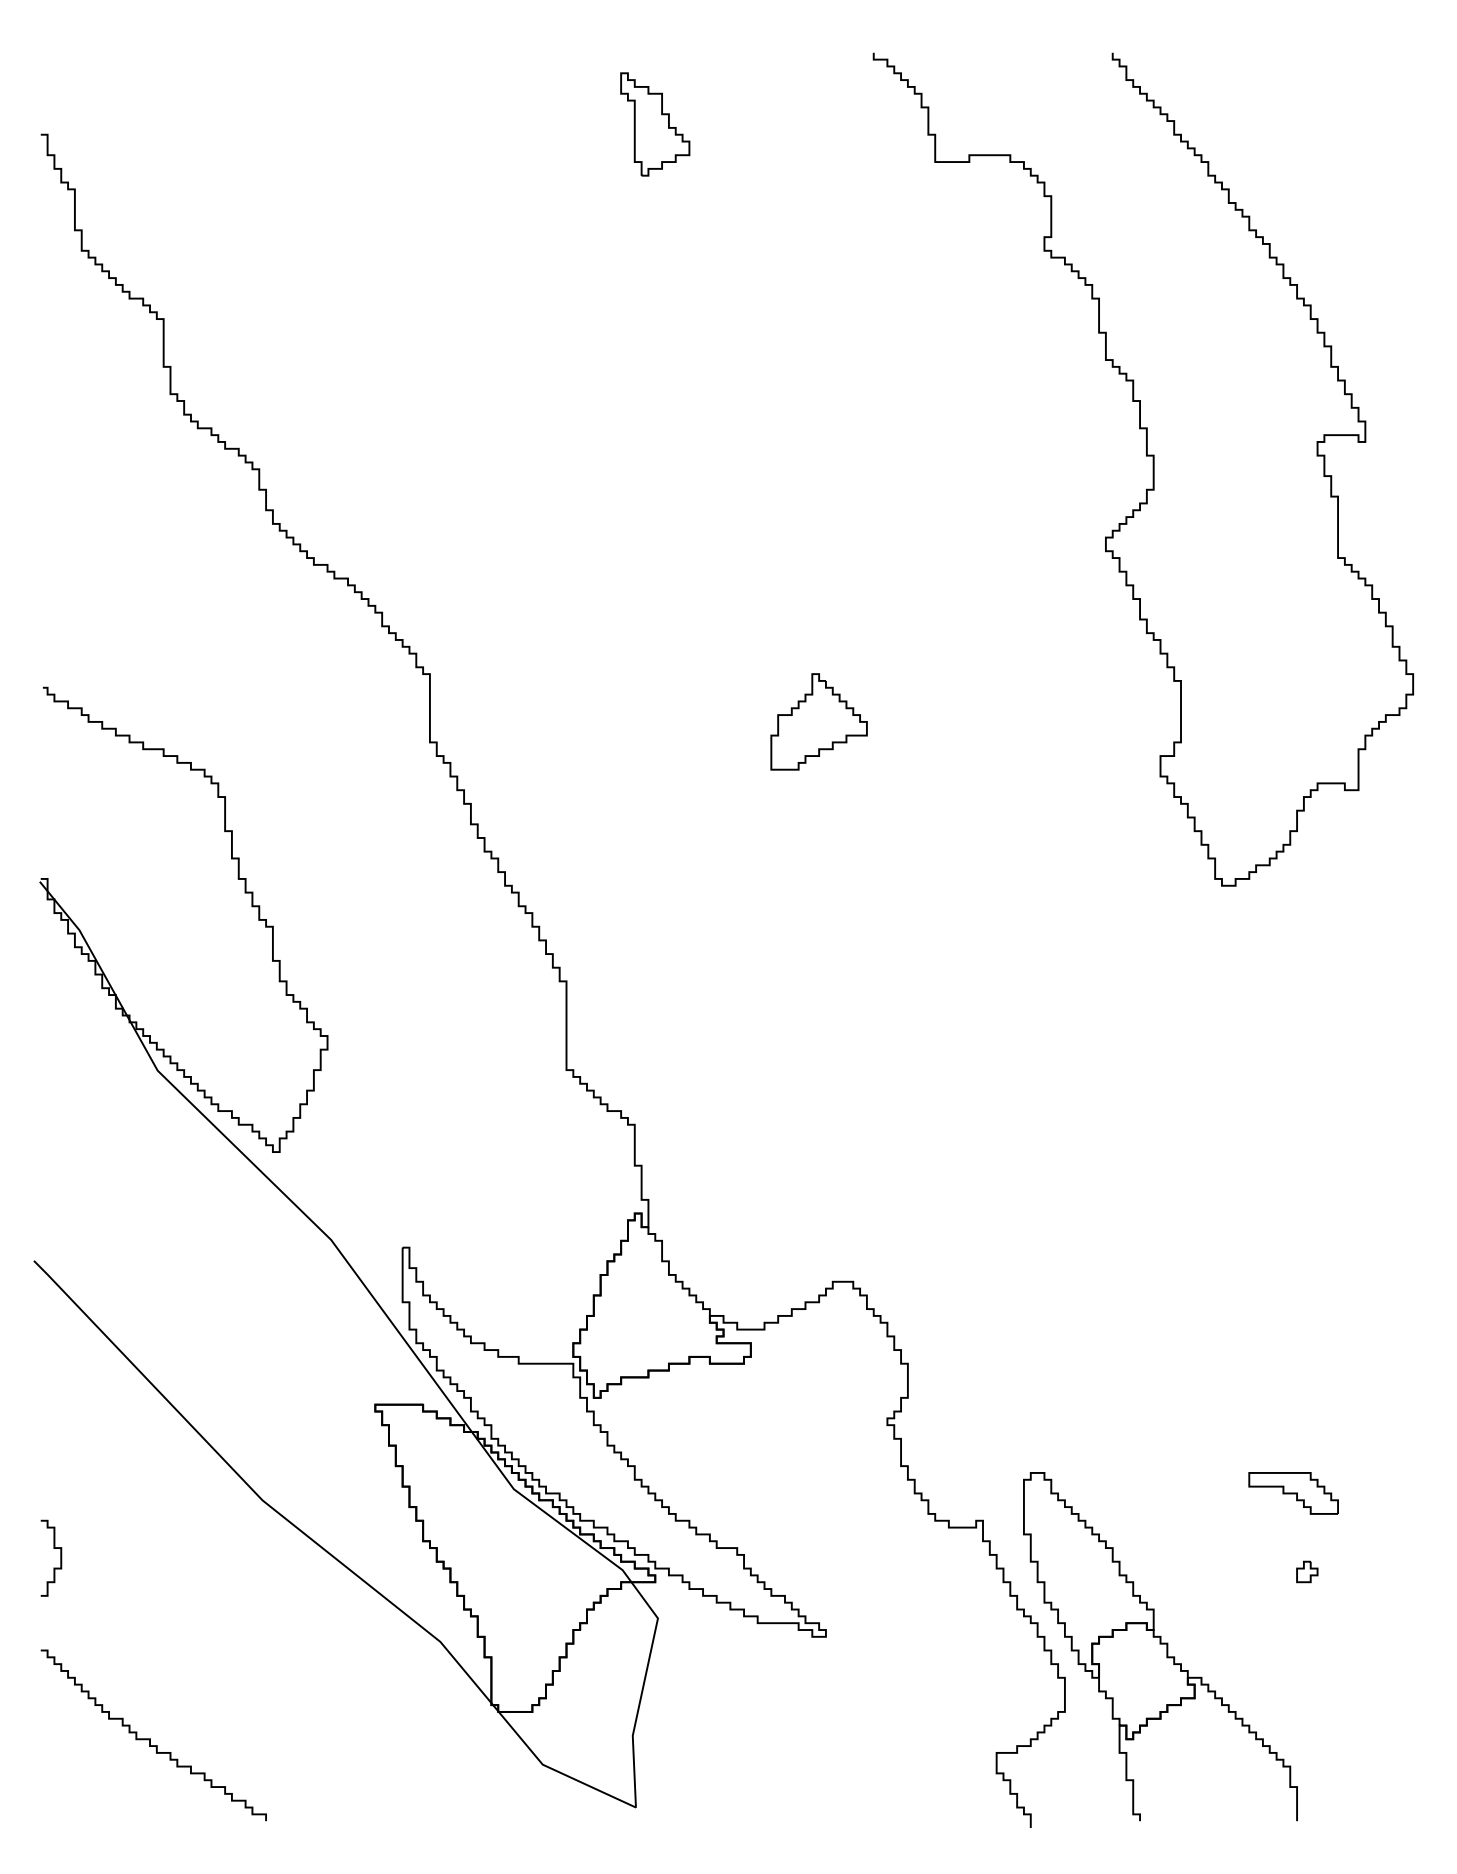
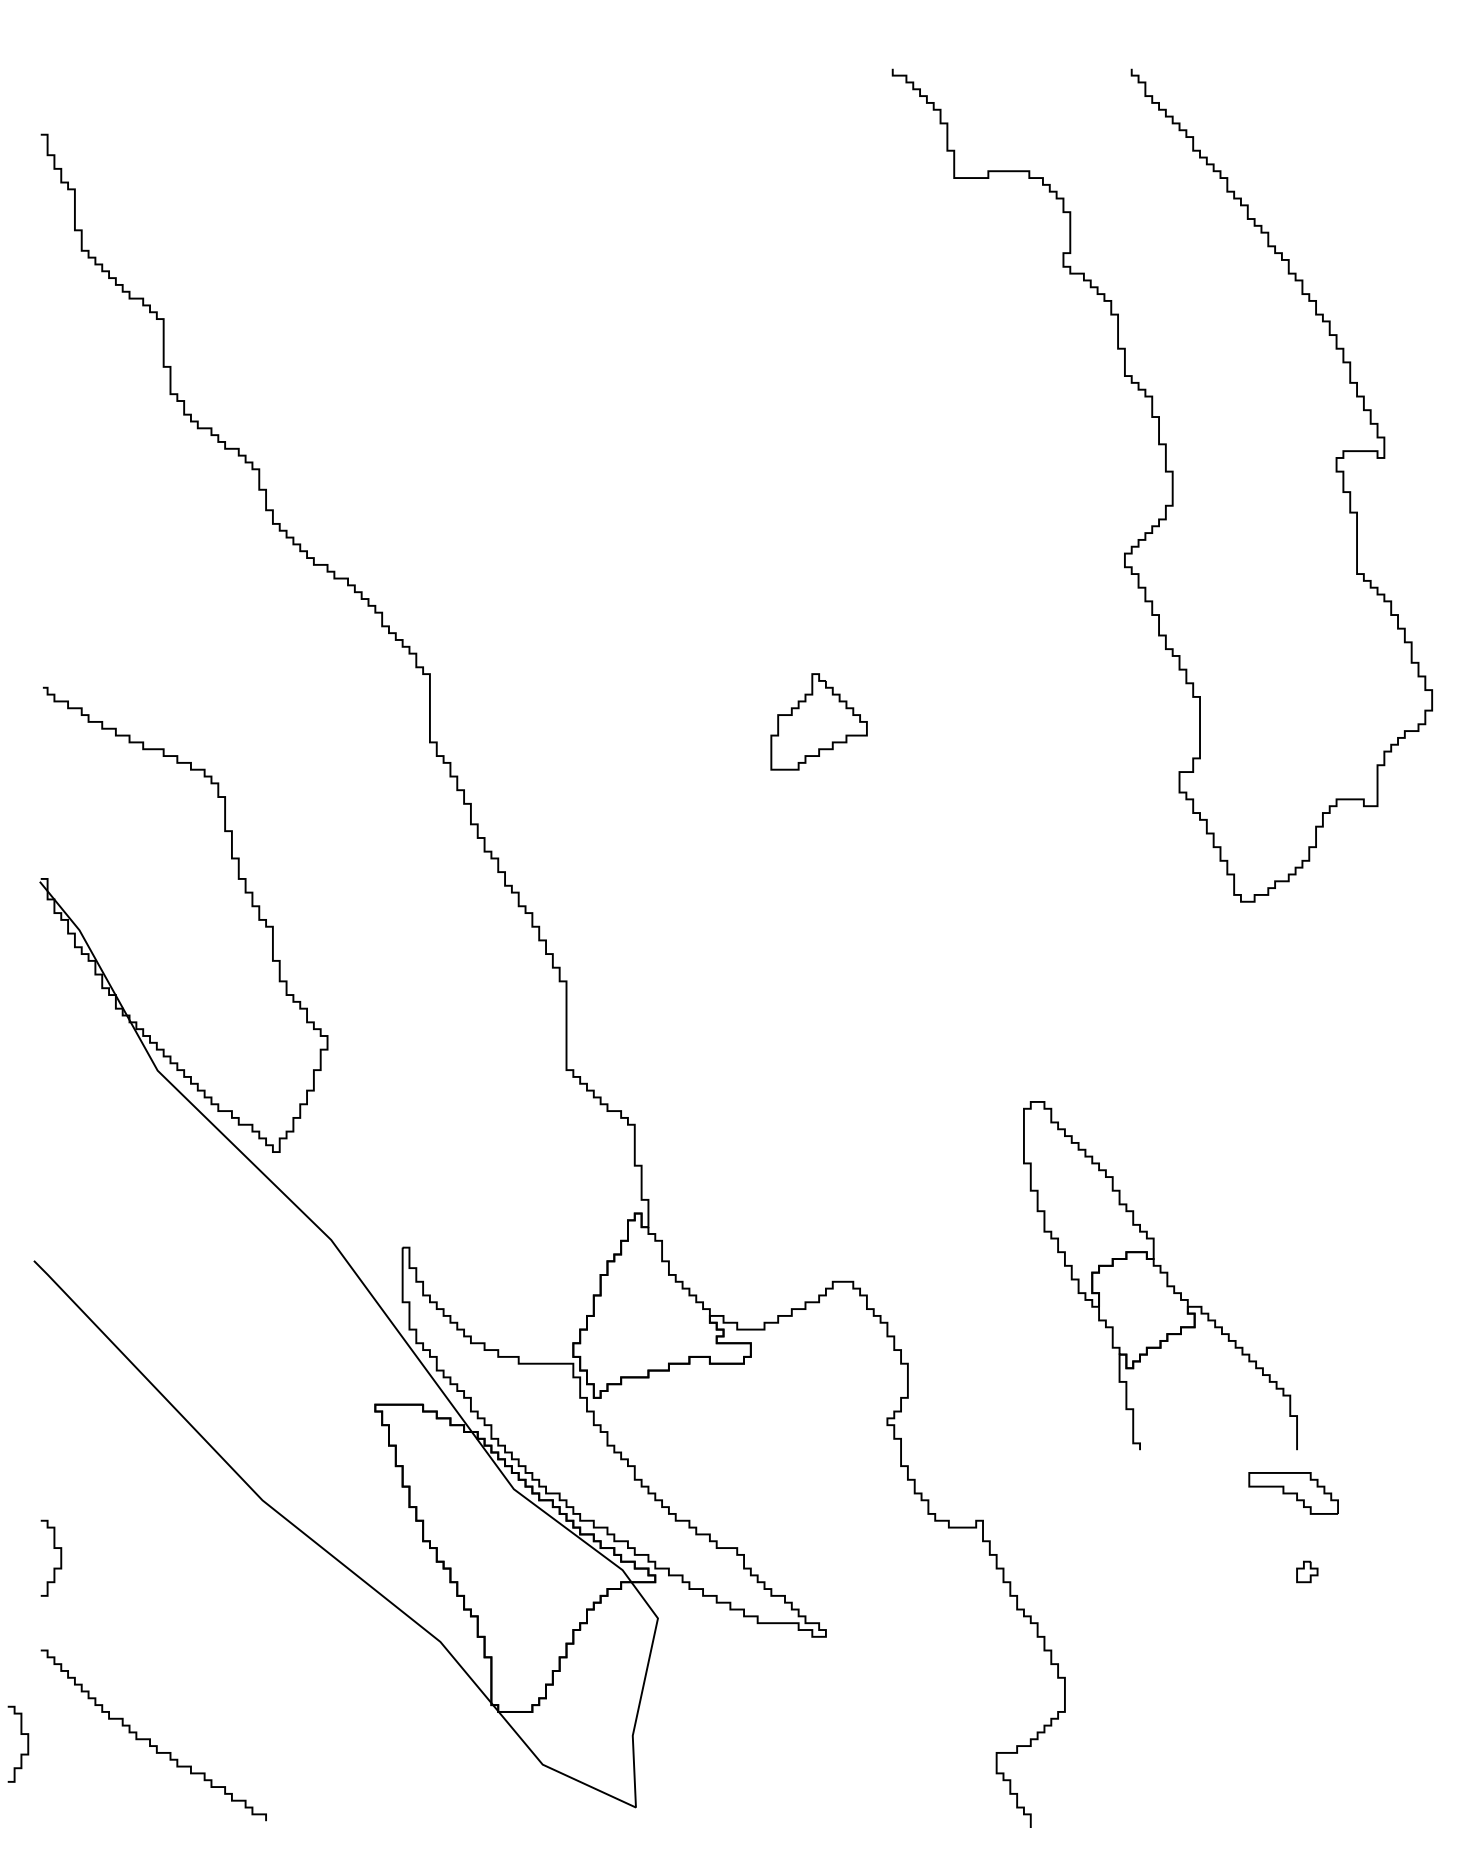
part: present -> none (655, 124)
curve position: (1152, 469) -> (1171, 485) (1171, 485)
part position: (1160, 1646) -> (1160, 1275) (1160, 1275)
curve: none -> present (27, 1743)
